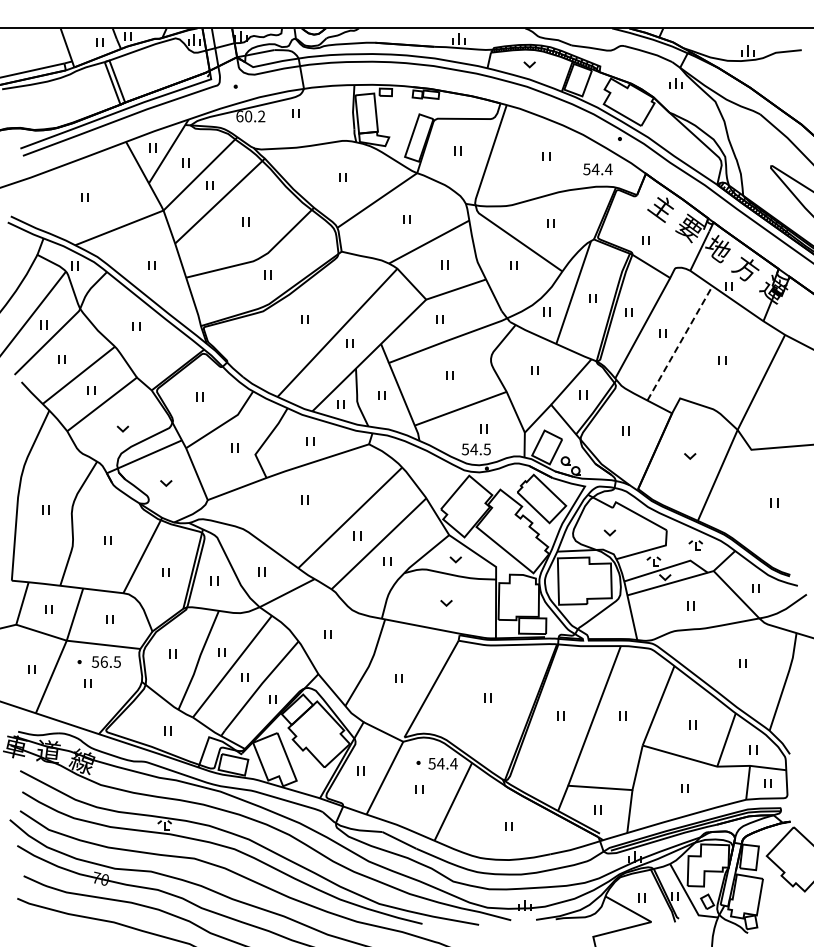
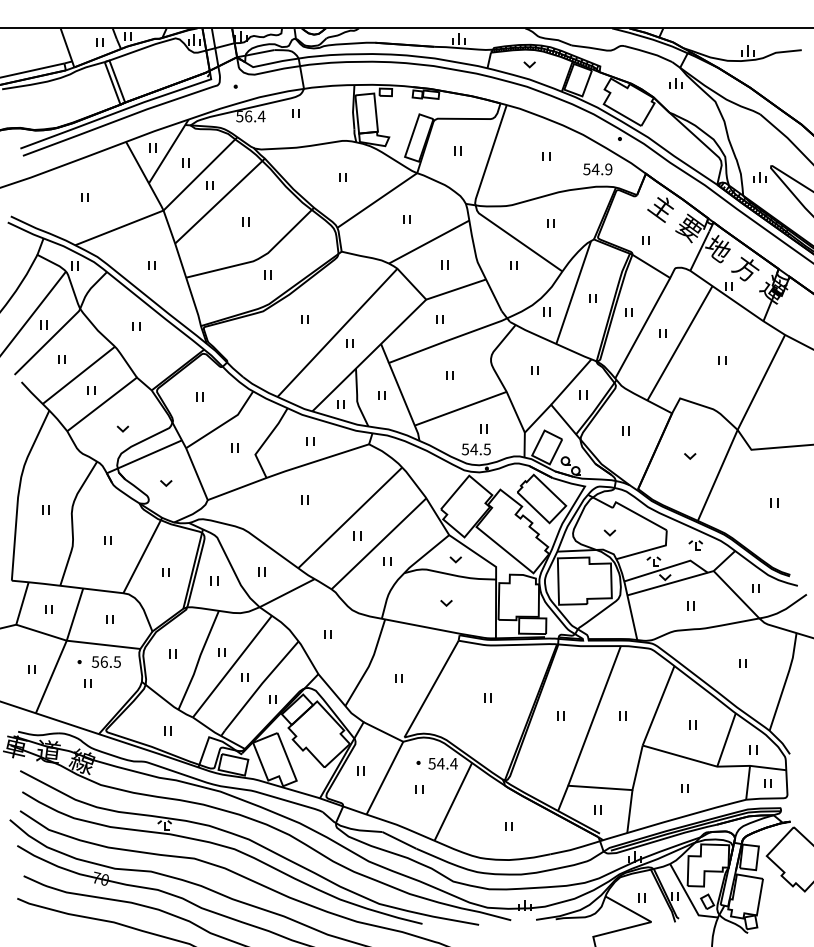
text: 60.2 -> 56.4 (250, 116)
text: 54.4 -> 54.9 (608, 169)
part: none -> present (759, 177)
line: dashed -> solid (679, 343)
